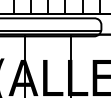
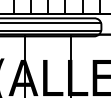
line: none -> present (51, 23)
